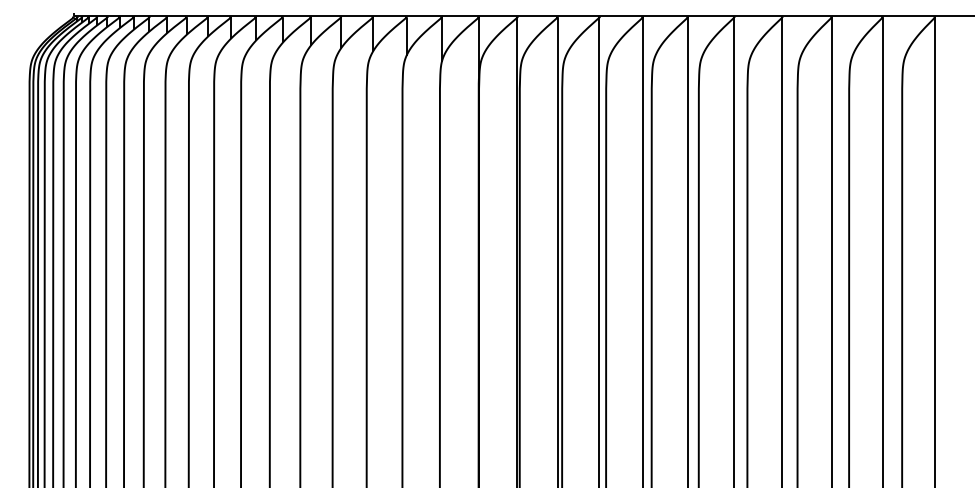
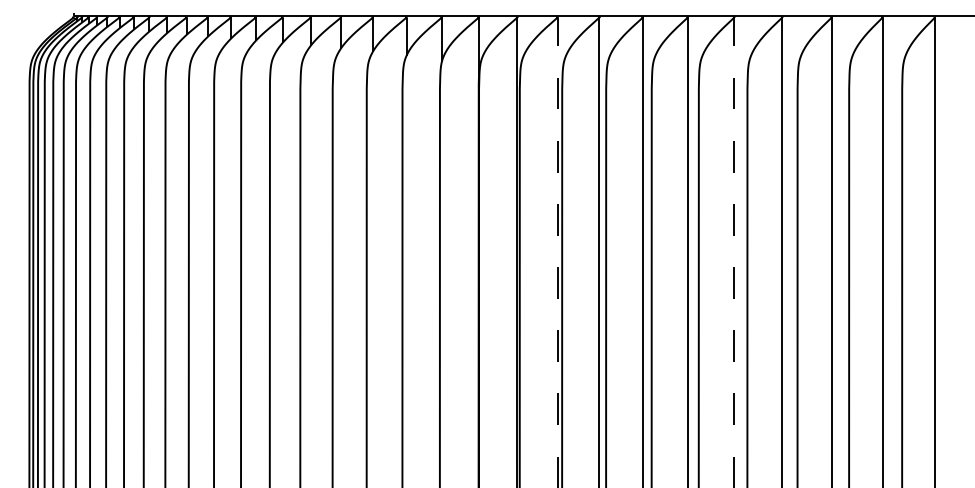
line: solid -> dashed (557, 252)
line: solid -> dashed (734, 252)
